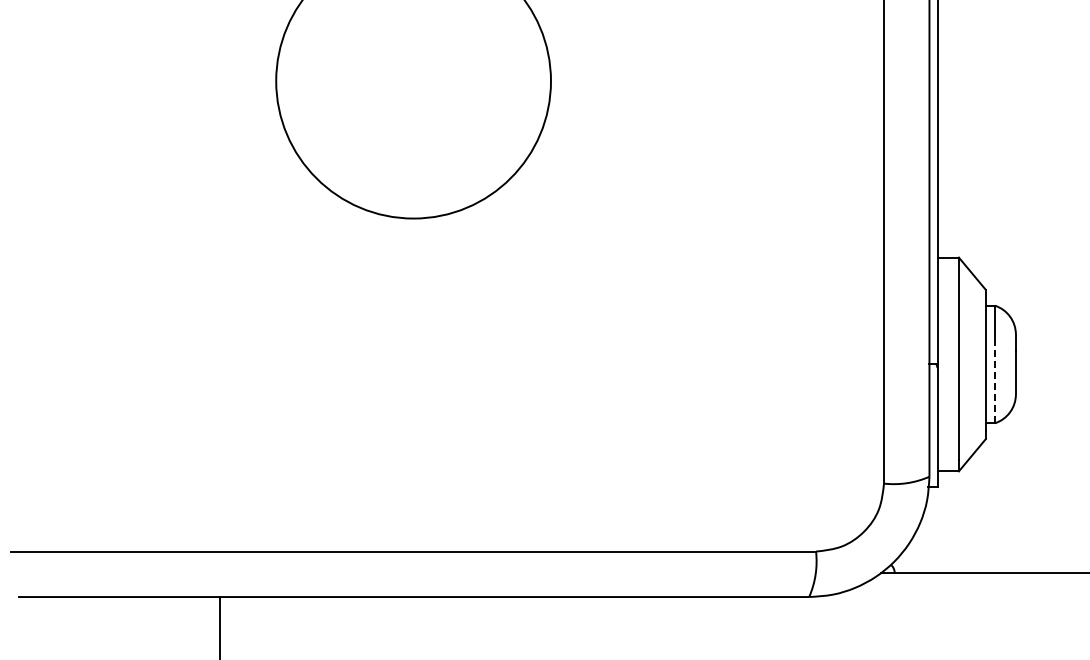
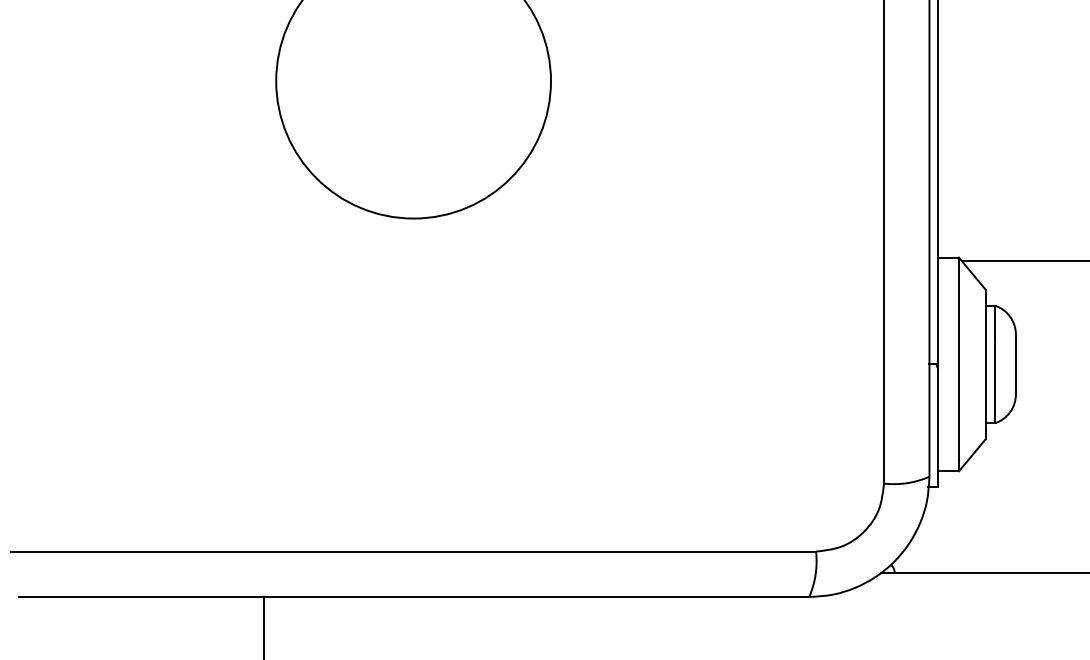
line: none -> present (1024, 261)
line: dashed -> solid (994, 380)
line position: (219, 626) -> (263, 626) (263, 626)
